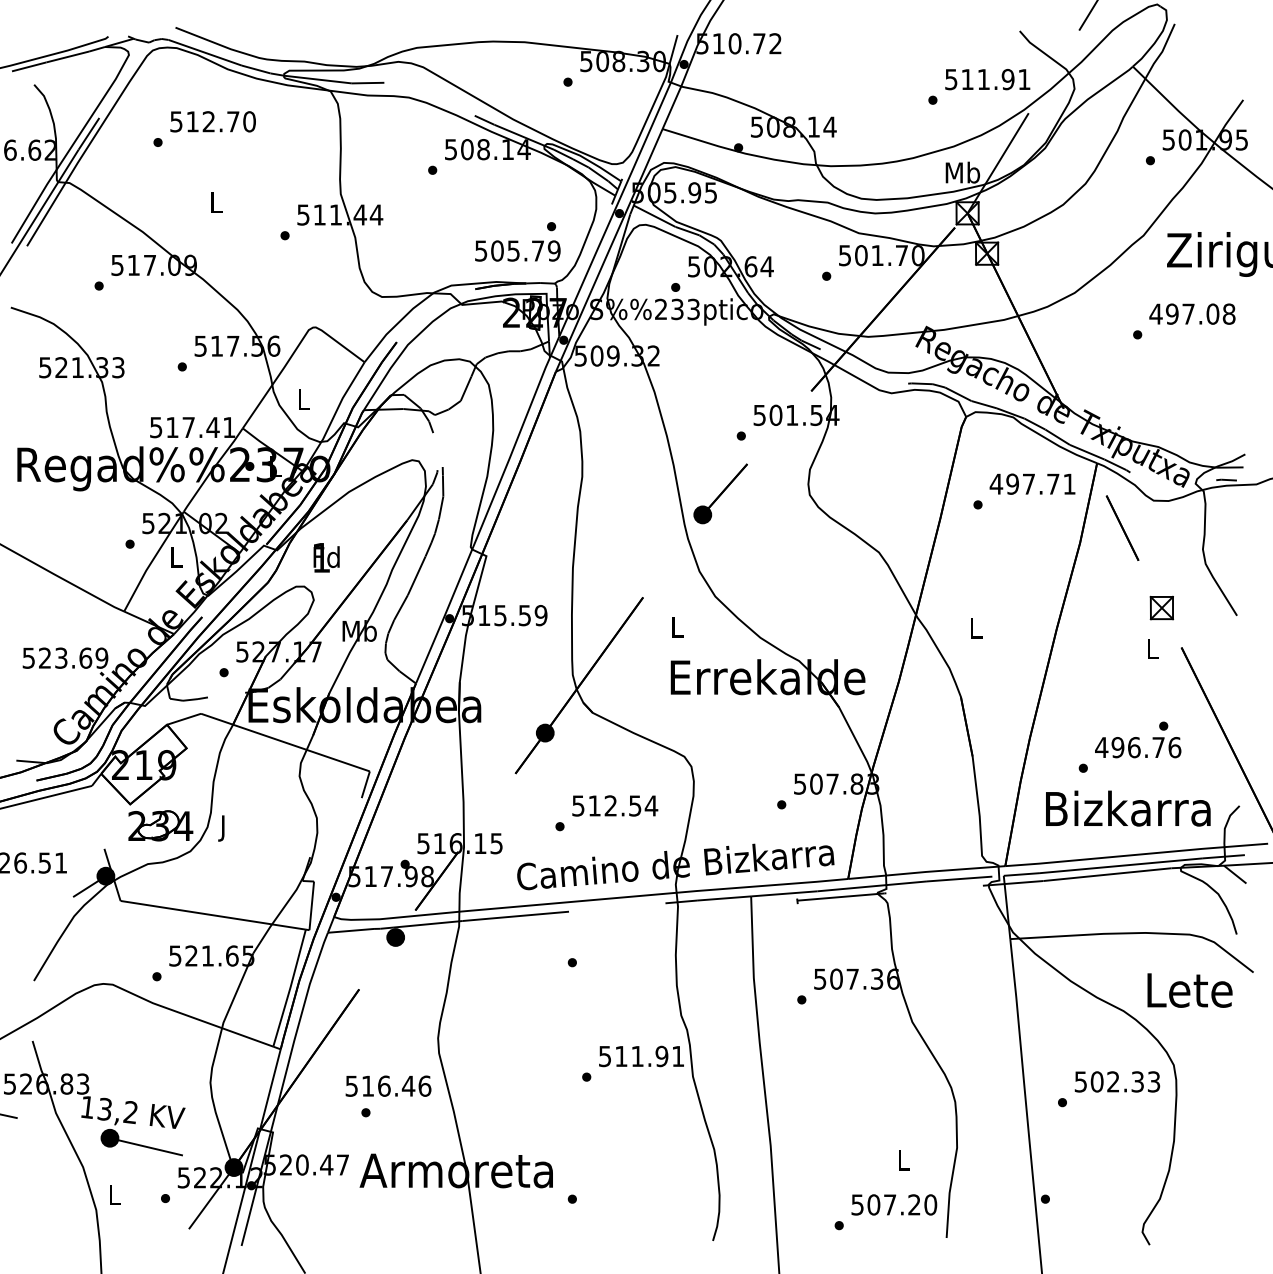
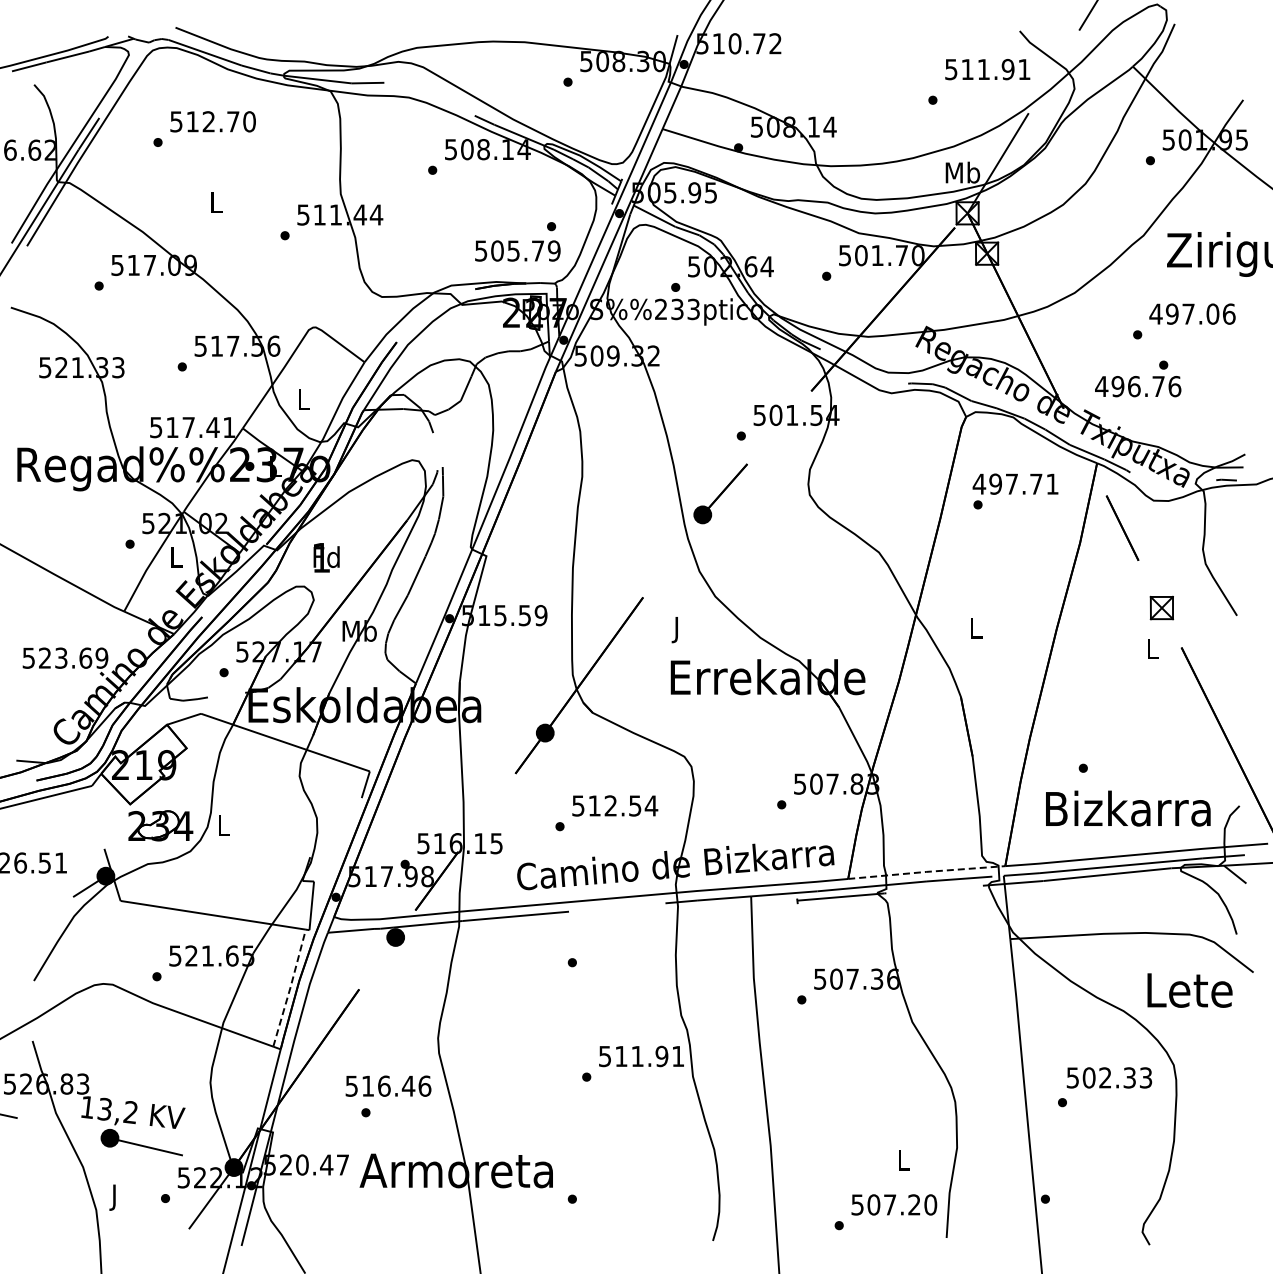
text position: (987, 79) -> (987, 69) (987, 69)
text: 497.08 -> 497.06 (1228, 313)
text position: (1032, 483) -> (1015, 483) (1015, 483)
text: L -> J (677, 630)
text position: (1138, 739) -> (1138, 378) (1138, 378)
text: J -> L (223, 828)
line: solid -> dashed (926, 871)
line: solid -> dashed (290, 988)
text position: (1117, 1081) -> (1109, 1077) (1109, 1077)
text: L -> J (114, 1197)
